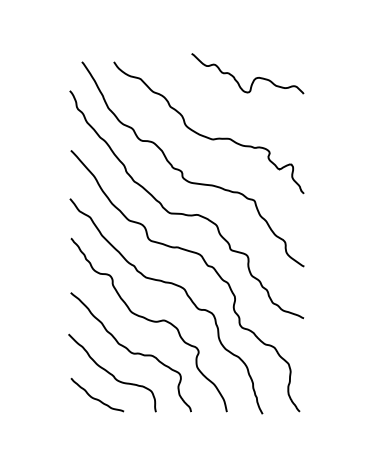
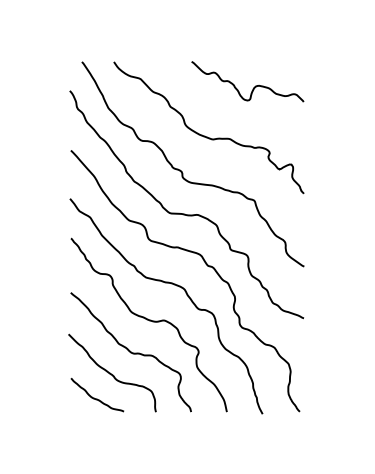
curve position: (253, 79) -> (253, 87) (253, 87)
